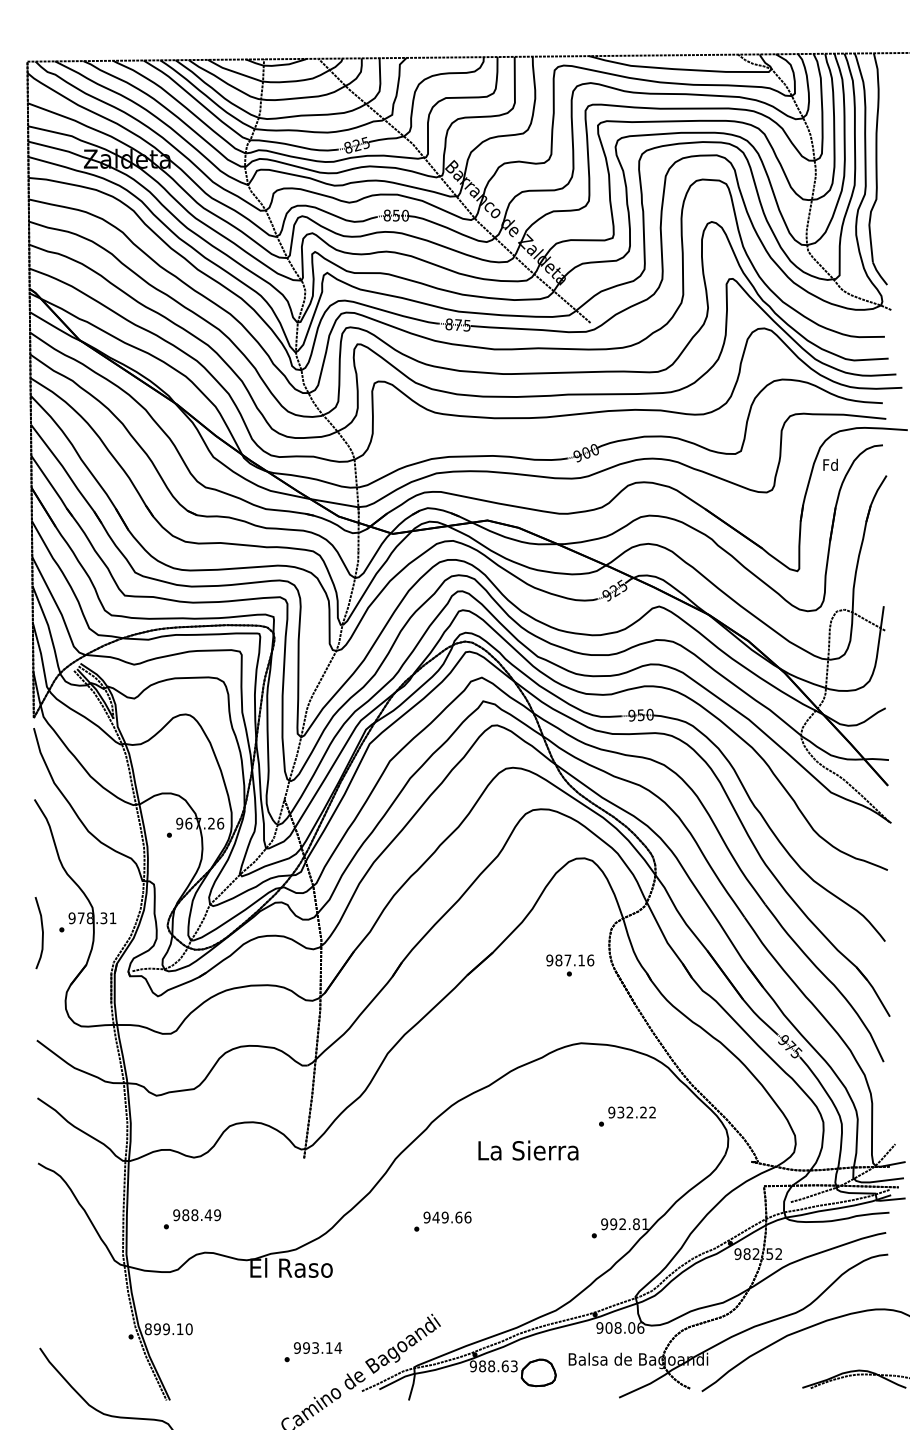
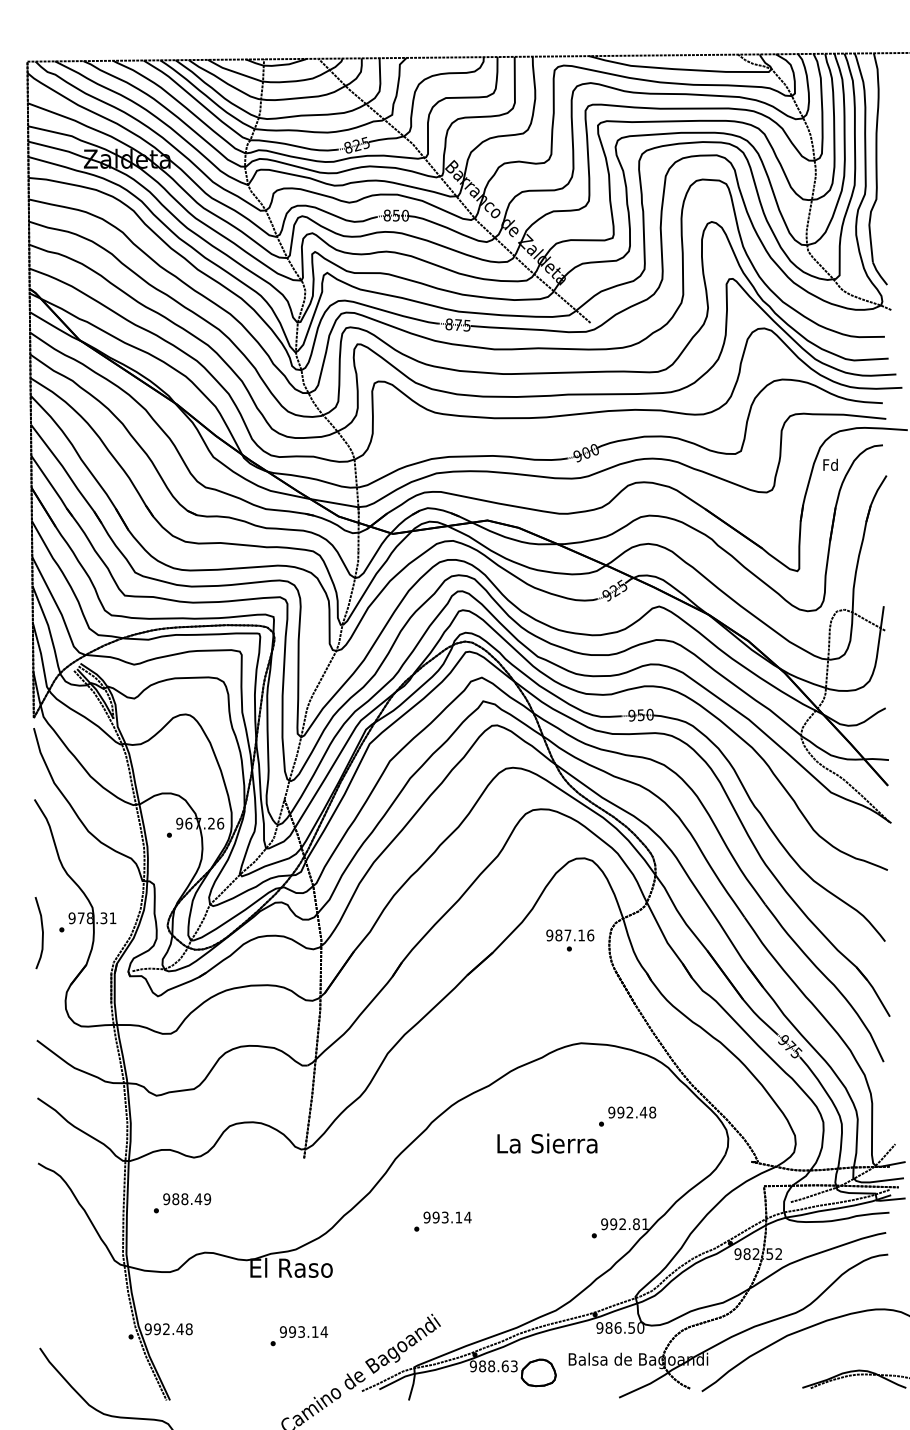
text position: (570, 965) -> (570, 940) (570, 940)
text: 932.22 -> 992.48 (636, 1112)
text position: (528, 1150) -> (547, 1143) (547, 1143)
text: 949.66 -> 993.14 (451, 1217)
text position: (192, 1219) -> (182, 1203) (182, 1203)
text: 908.06 -> 986.50 (624, 1327)
text: 899.10 -> 992.48 (168, 1329)
text position: (313, 1352) -> (299, 1336) (299, 1336)
